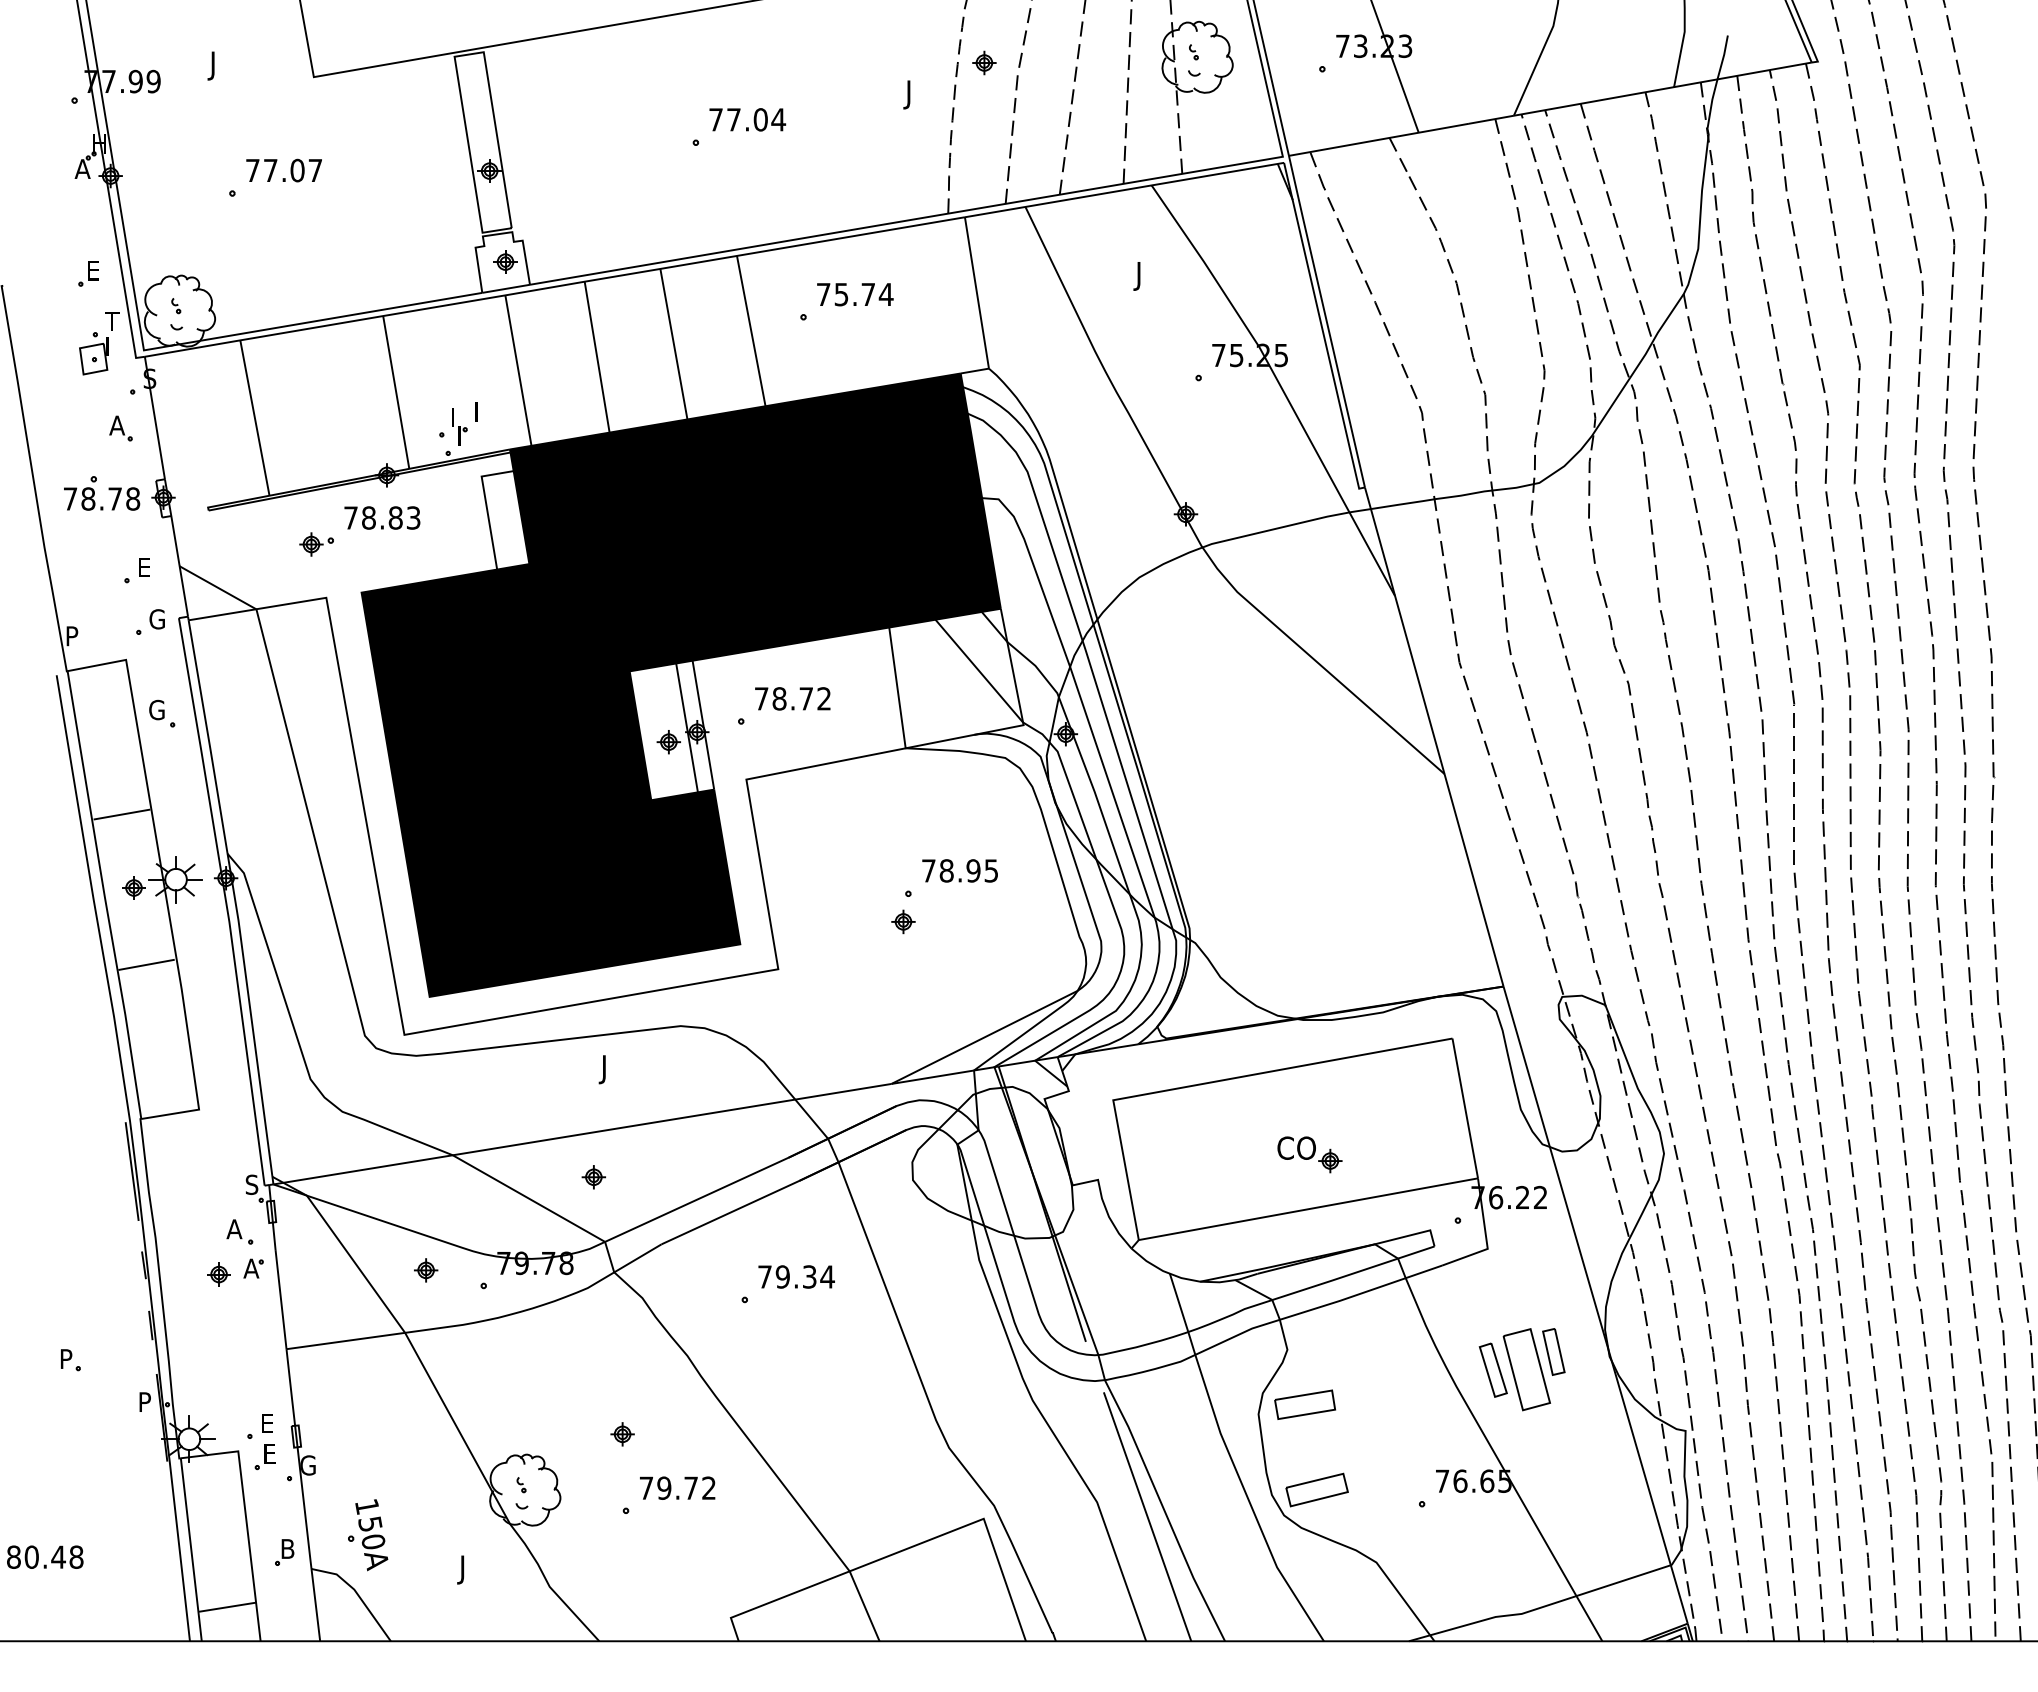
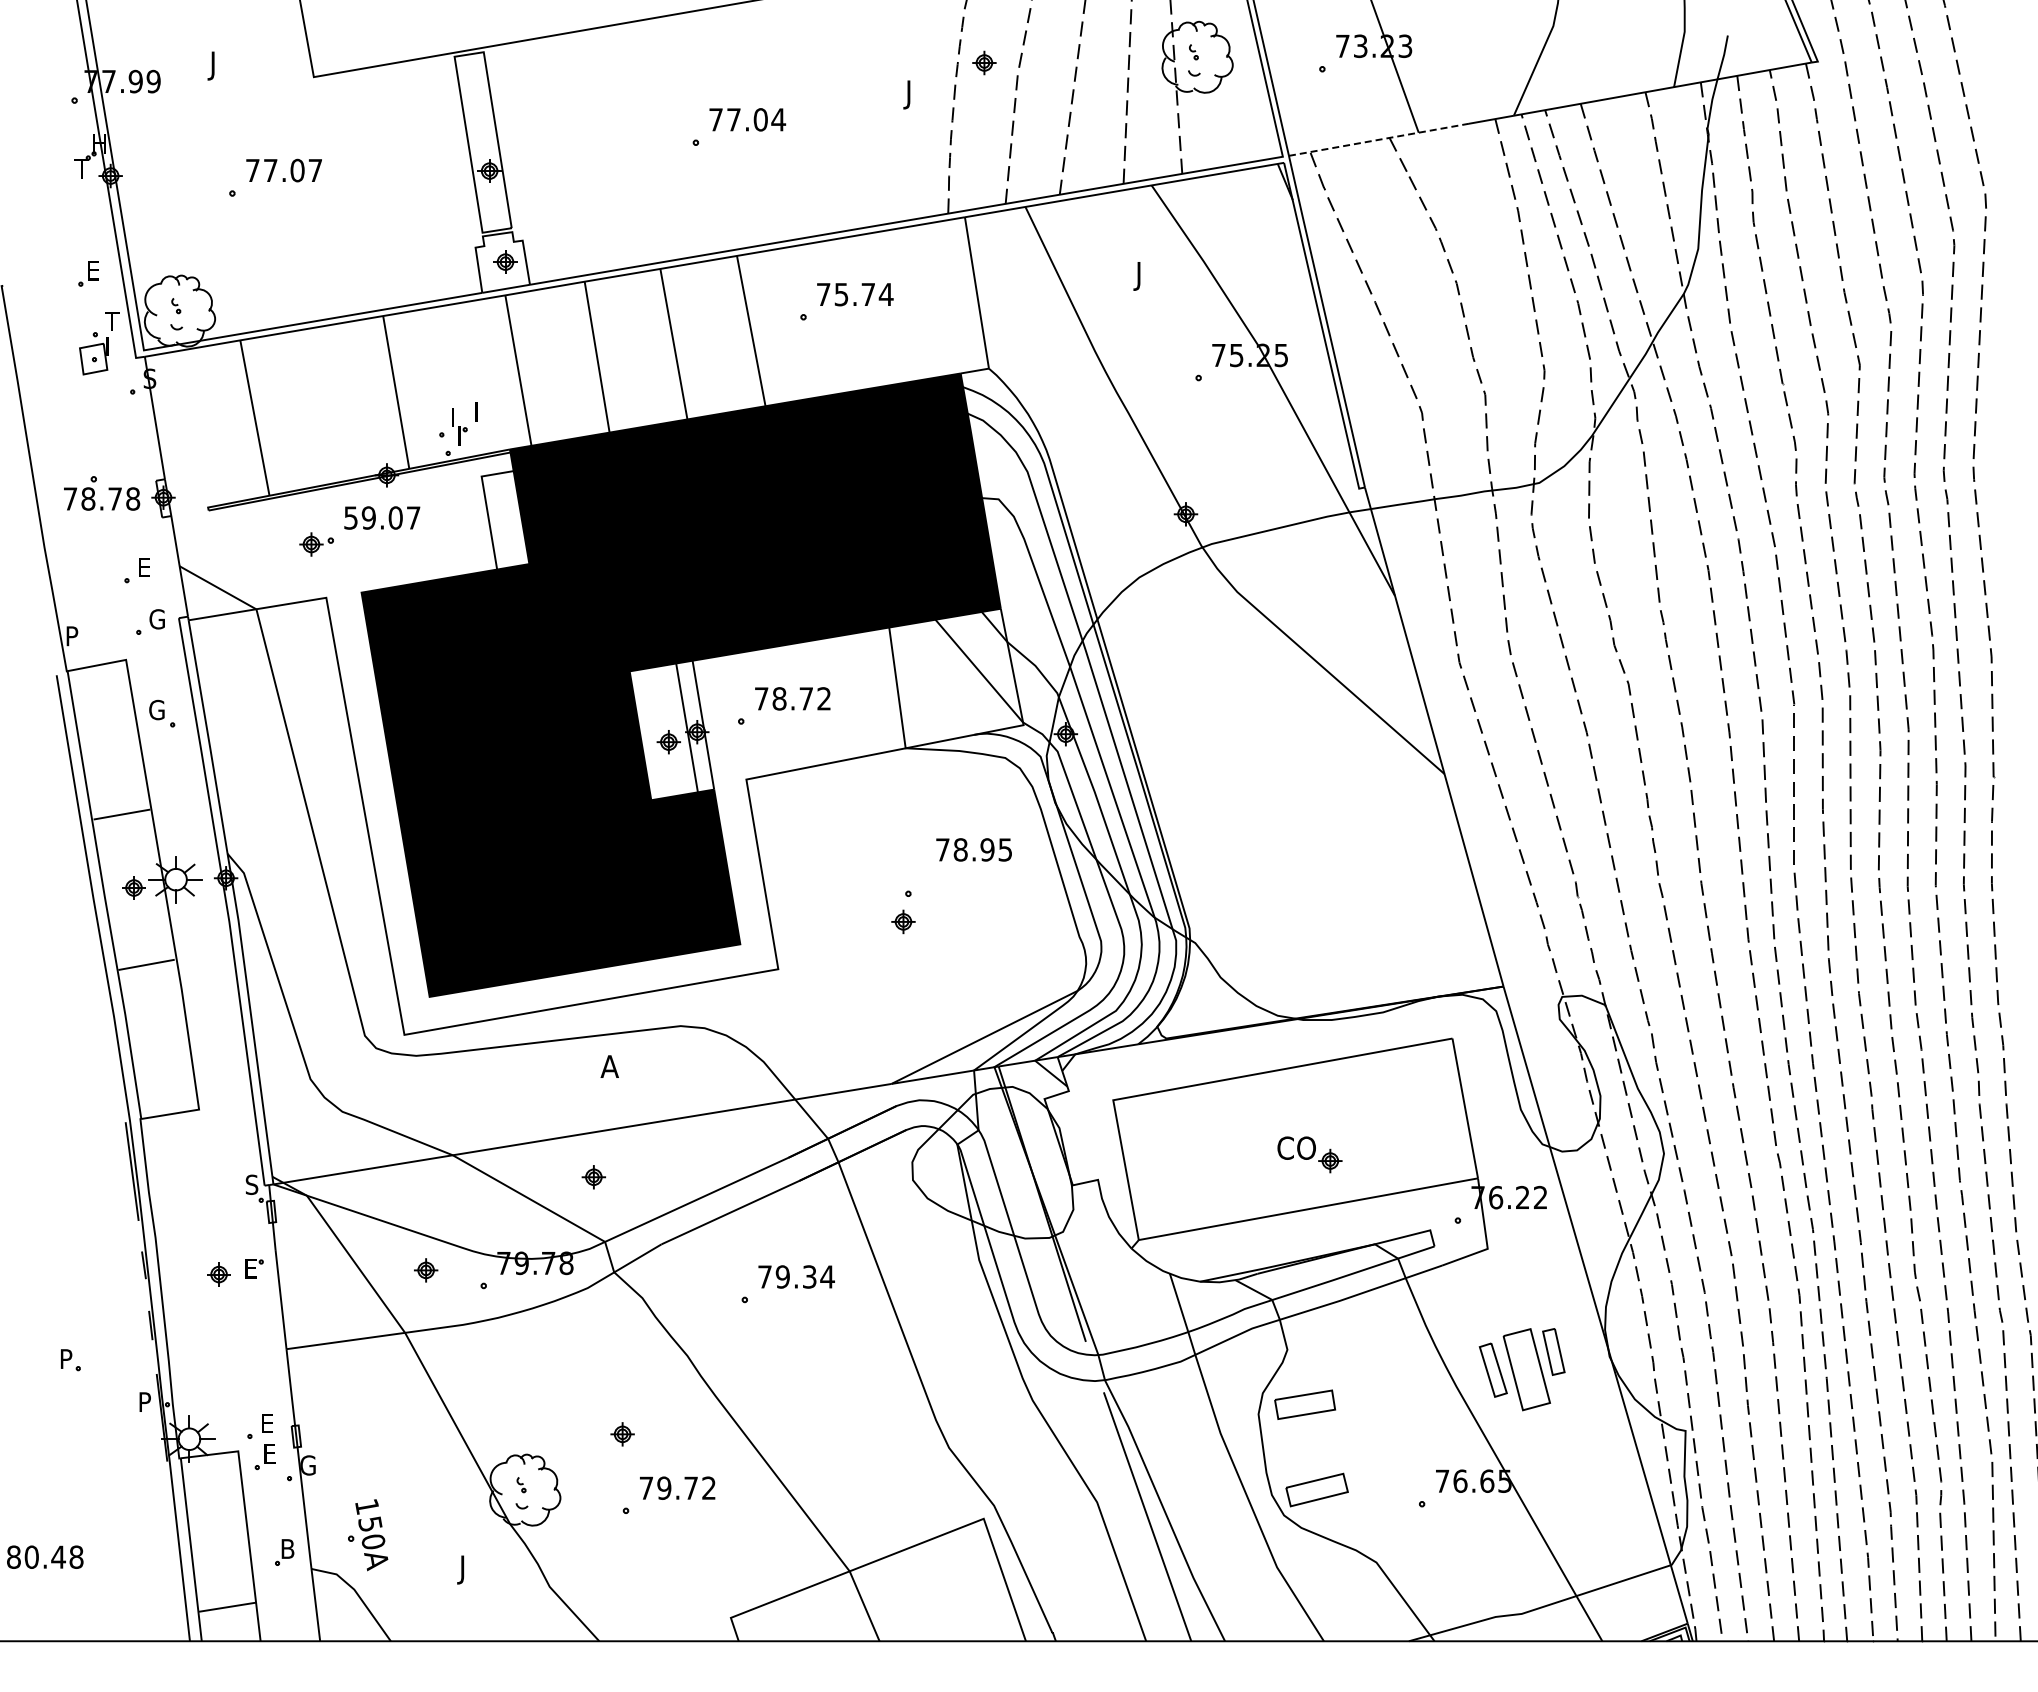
line: solid -> dashed (1379, 139)
text: A -> T (82, 168)
part: present -> none (120, 428)
text: 78.83 -> 59.07 (382, 517)
text position: (959, 870) -> (973, 849) (973, 849)
text: J -> A (608, 1069)
part: present -> none (239, 1231)
text: A -> E (251, 1268)
